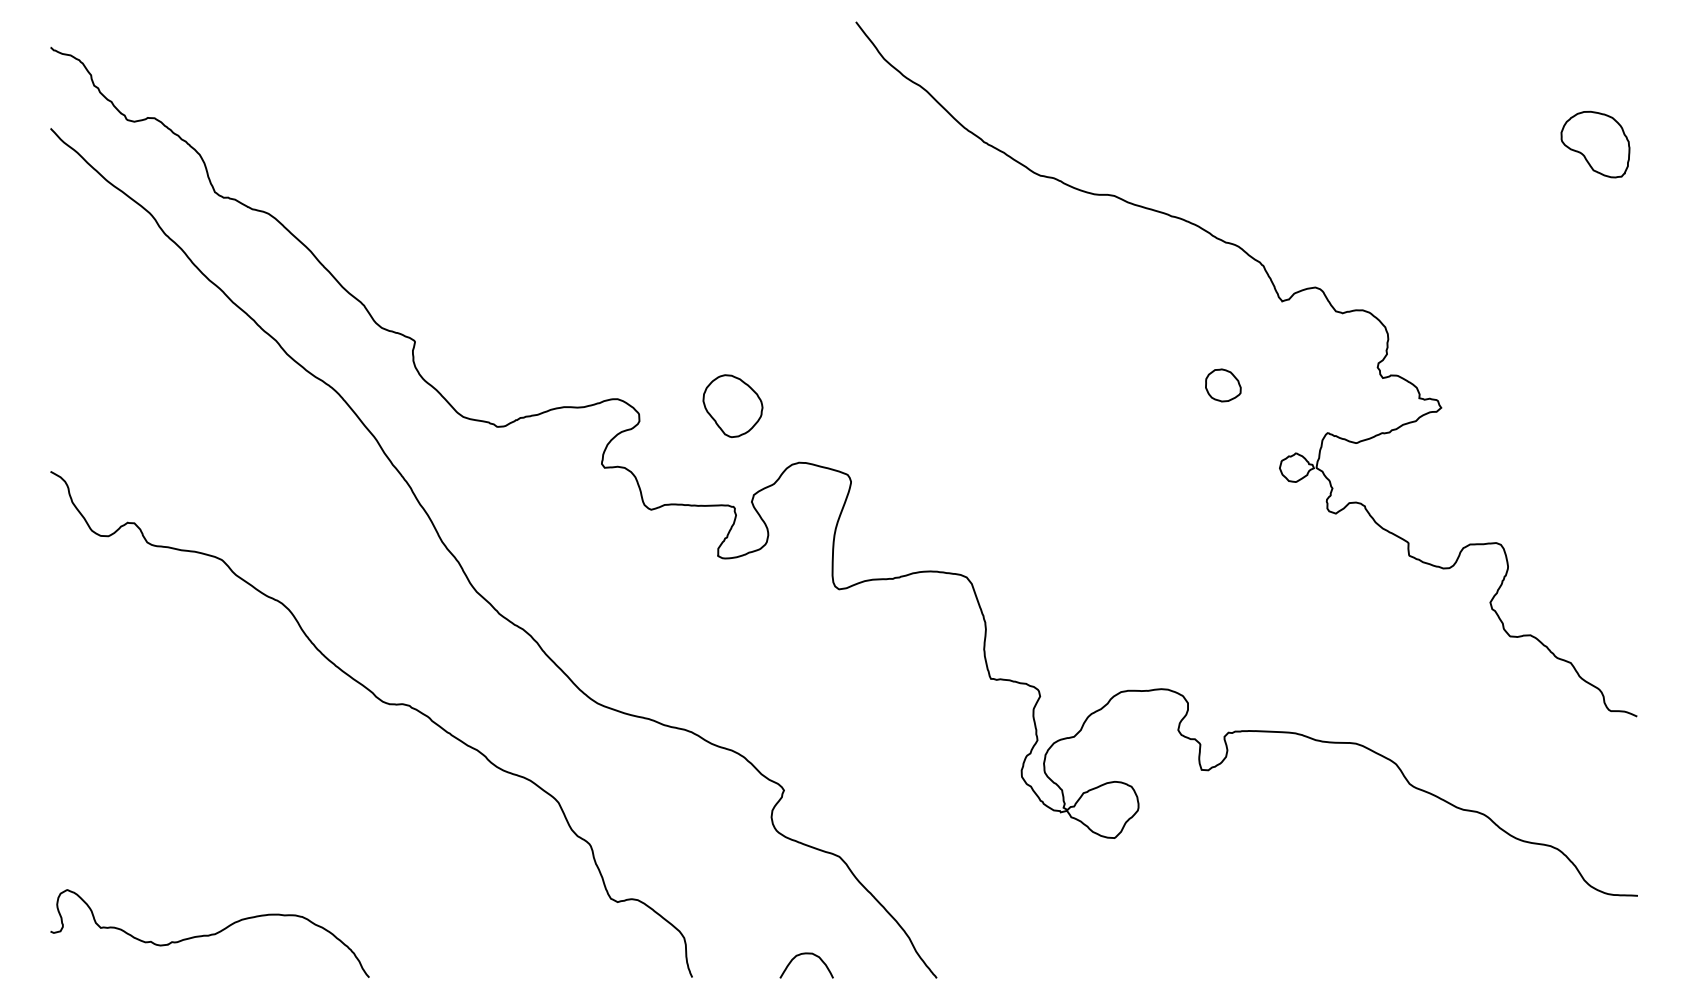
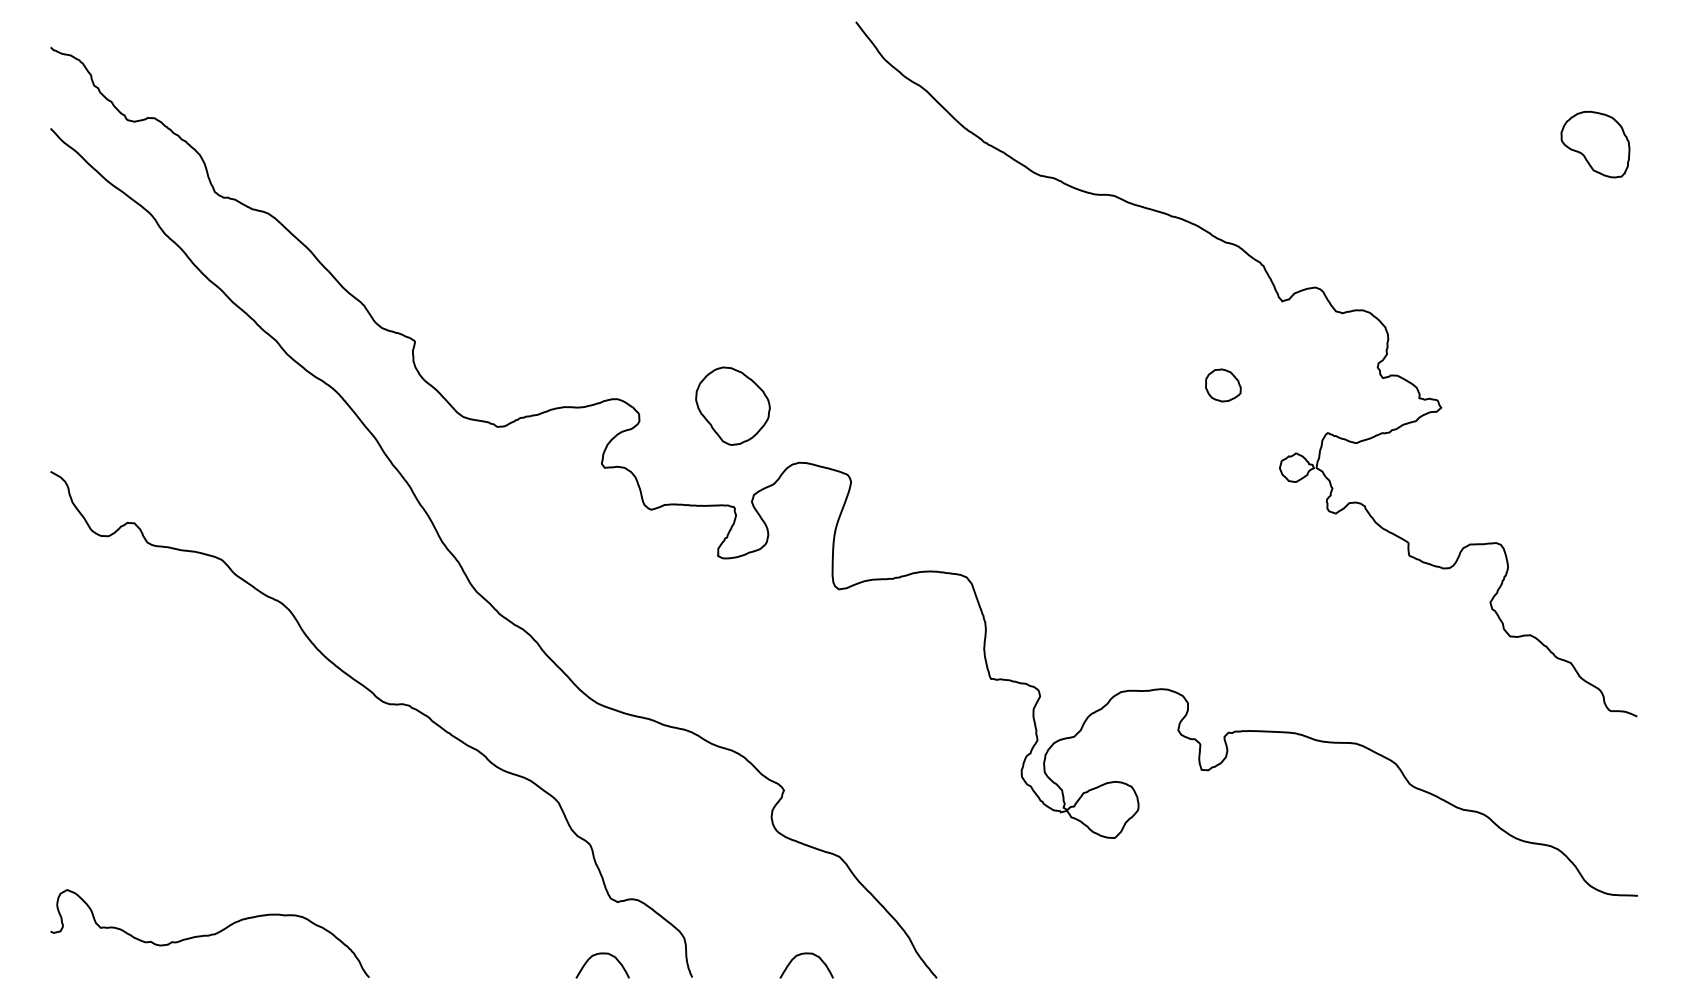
part size: 62x64 px -> 76x80 px (732, 405)
curve: none -> present (602, 954)
